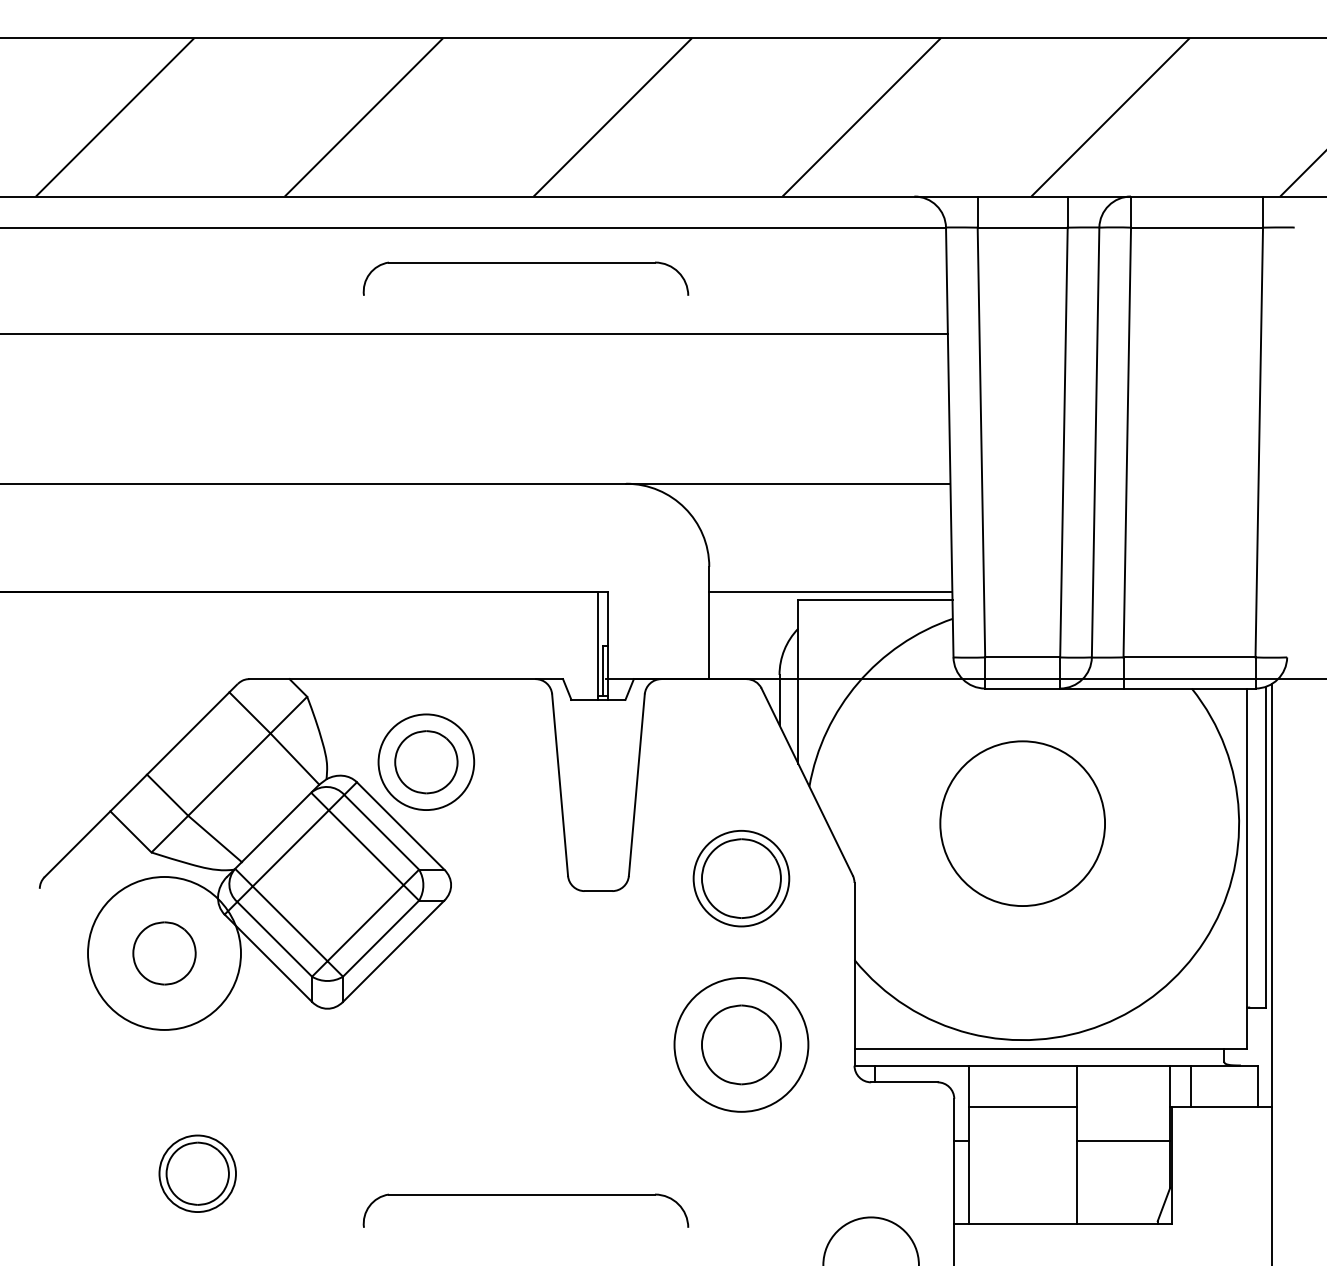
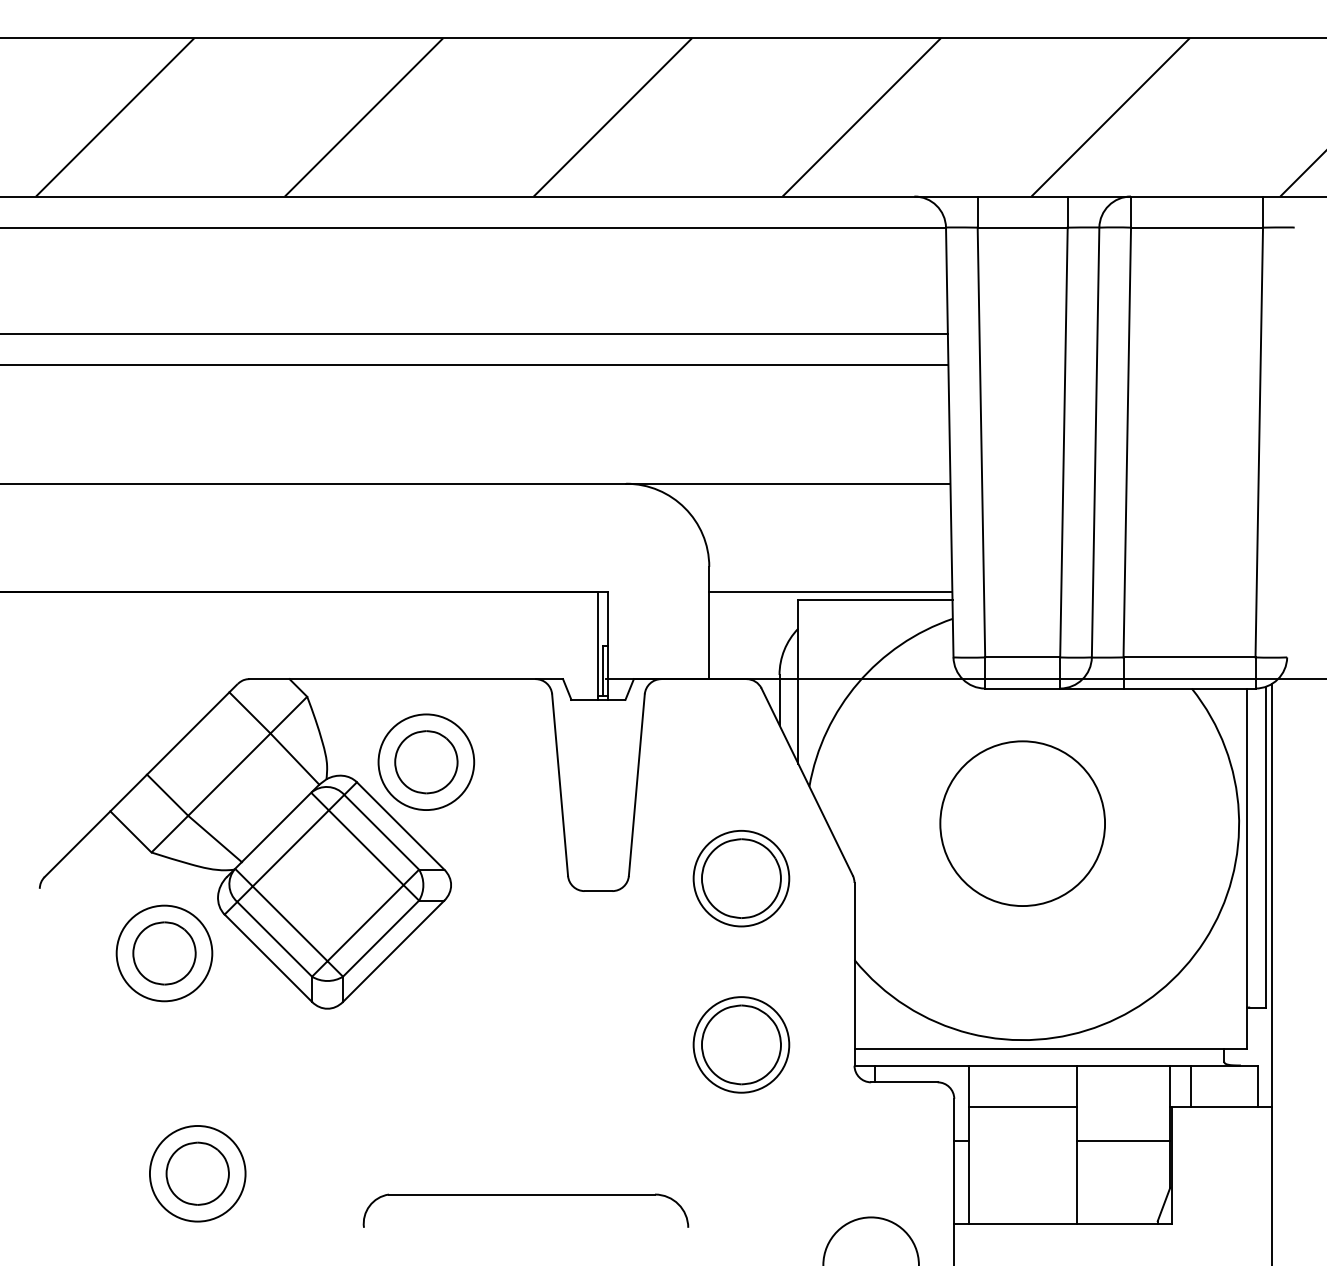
part: present -> none (525, 263)
line: none -> present (475, 365)
circle diameter: 153 px -> 96 px (164, 953)
circle diameter: 134 px -> 96 px (741, 1044)
circle diameter: 76 px -> 96 px (197, 1173)
